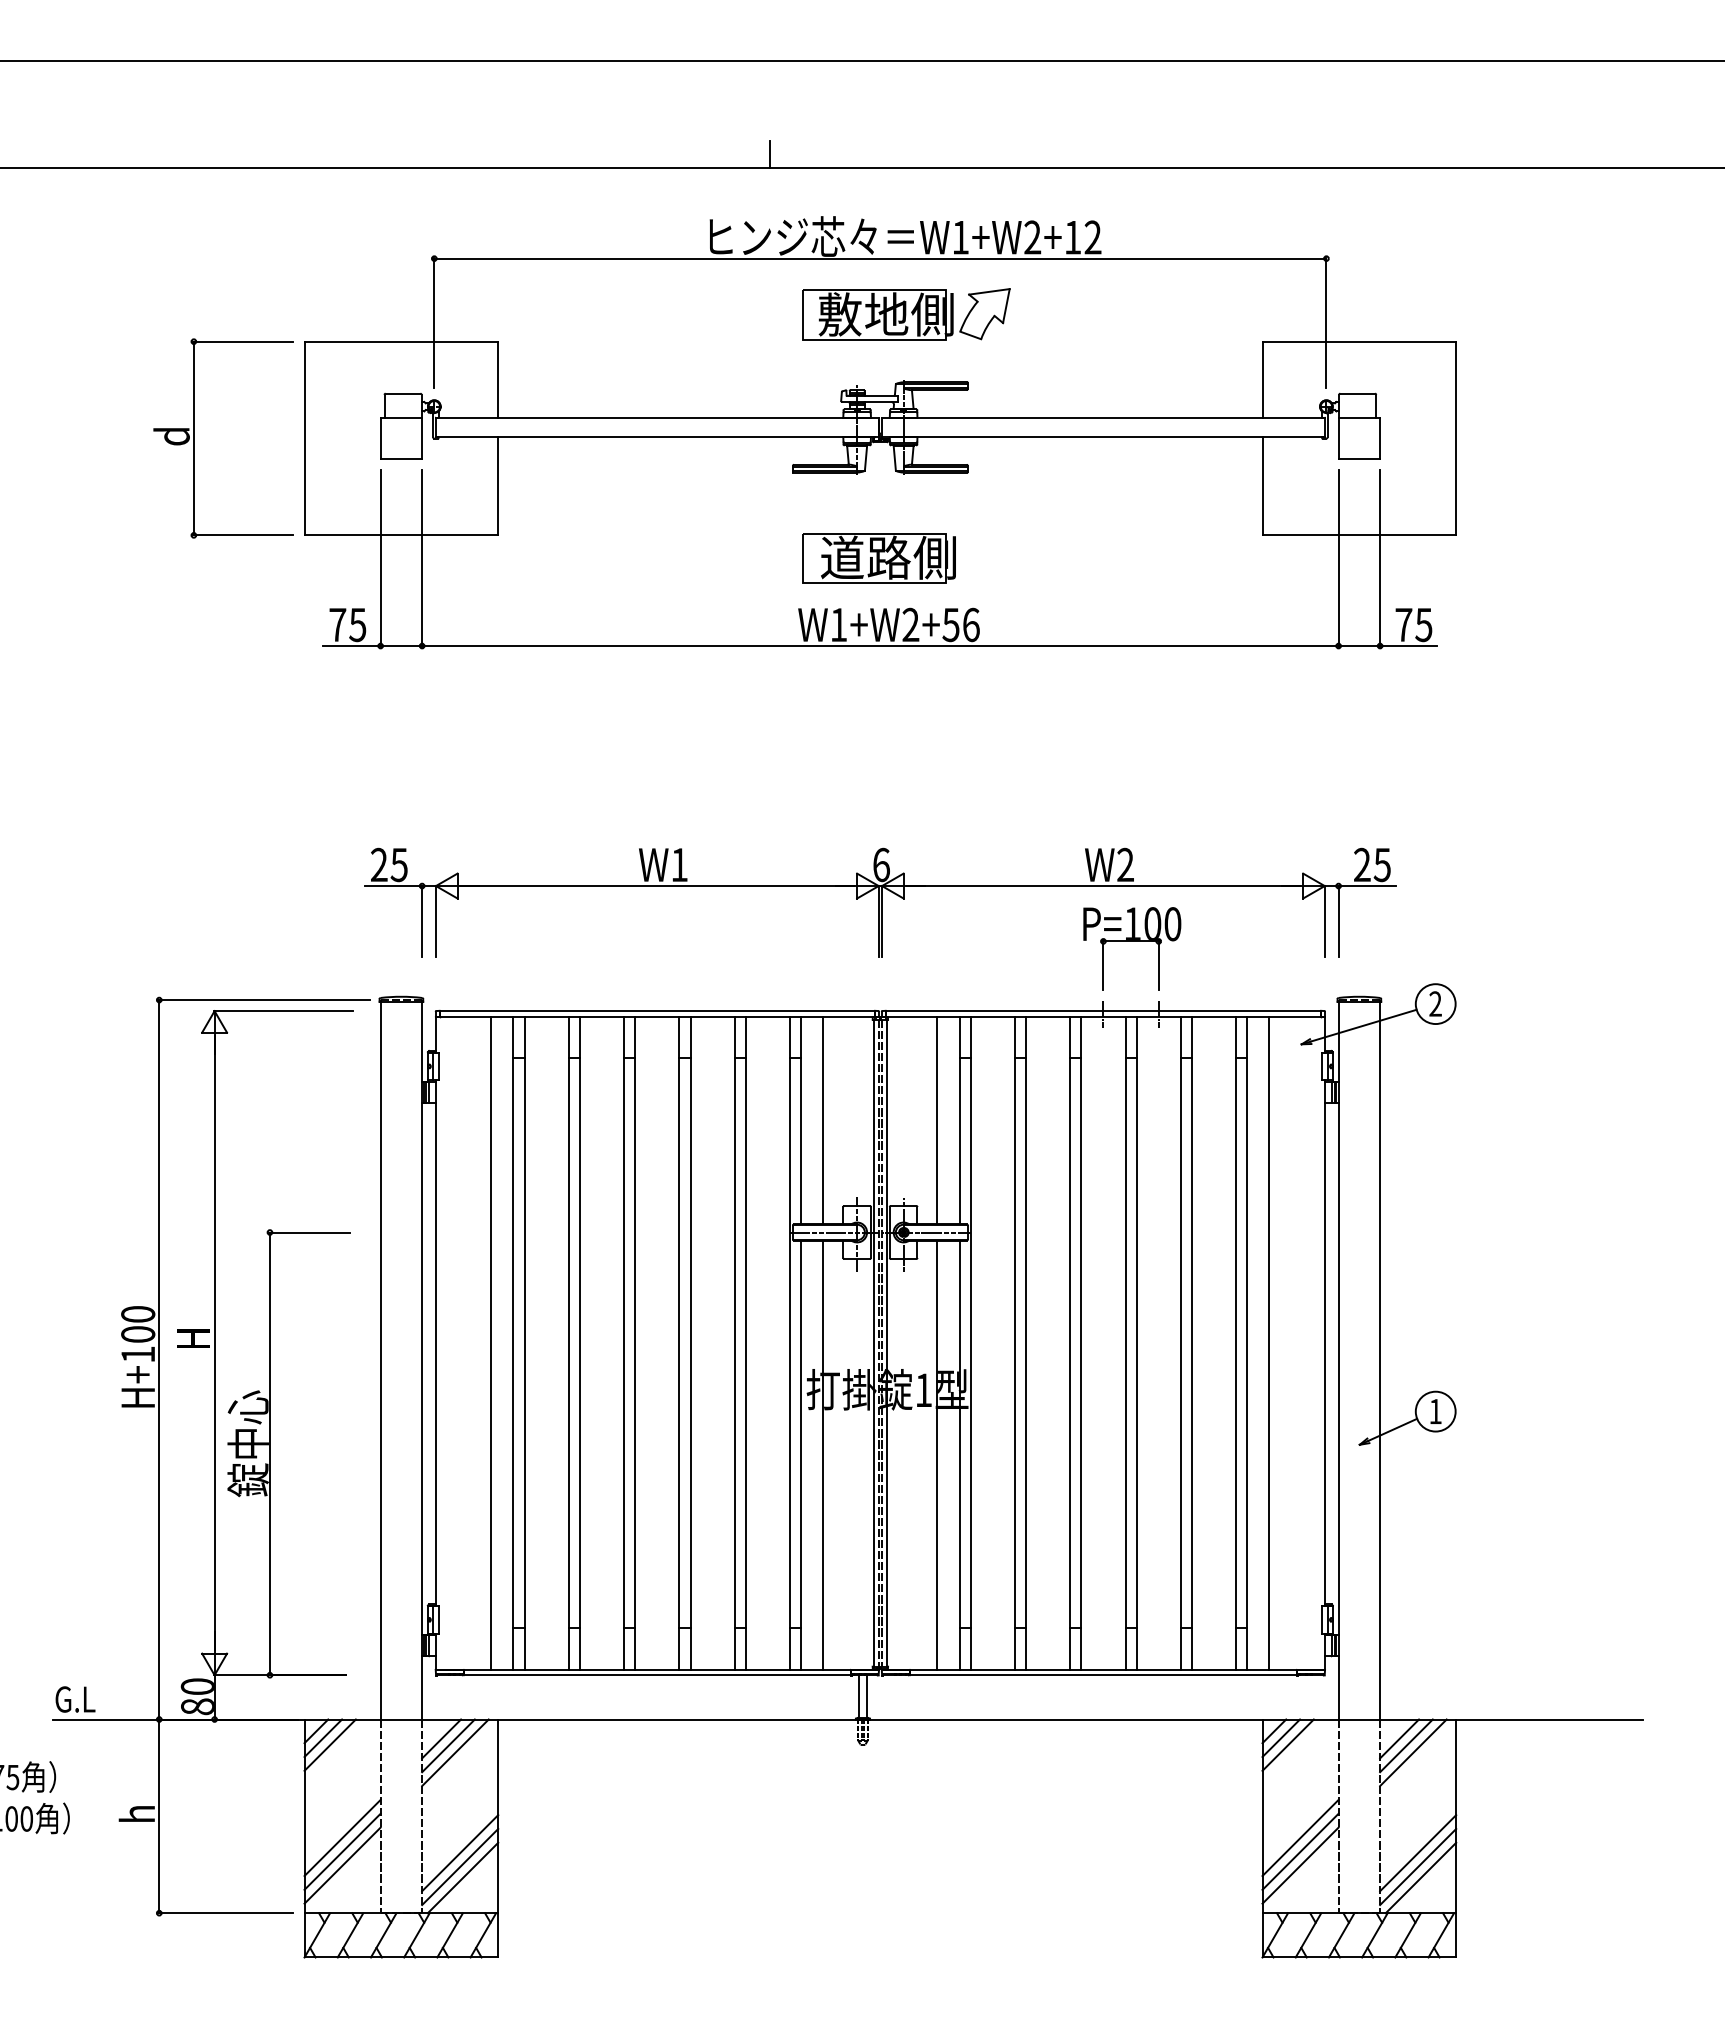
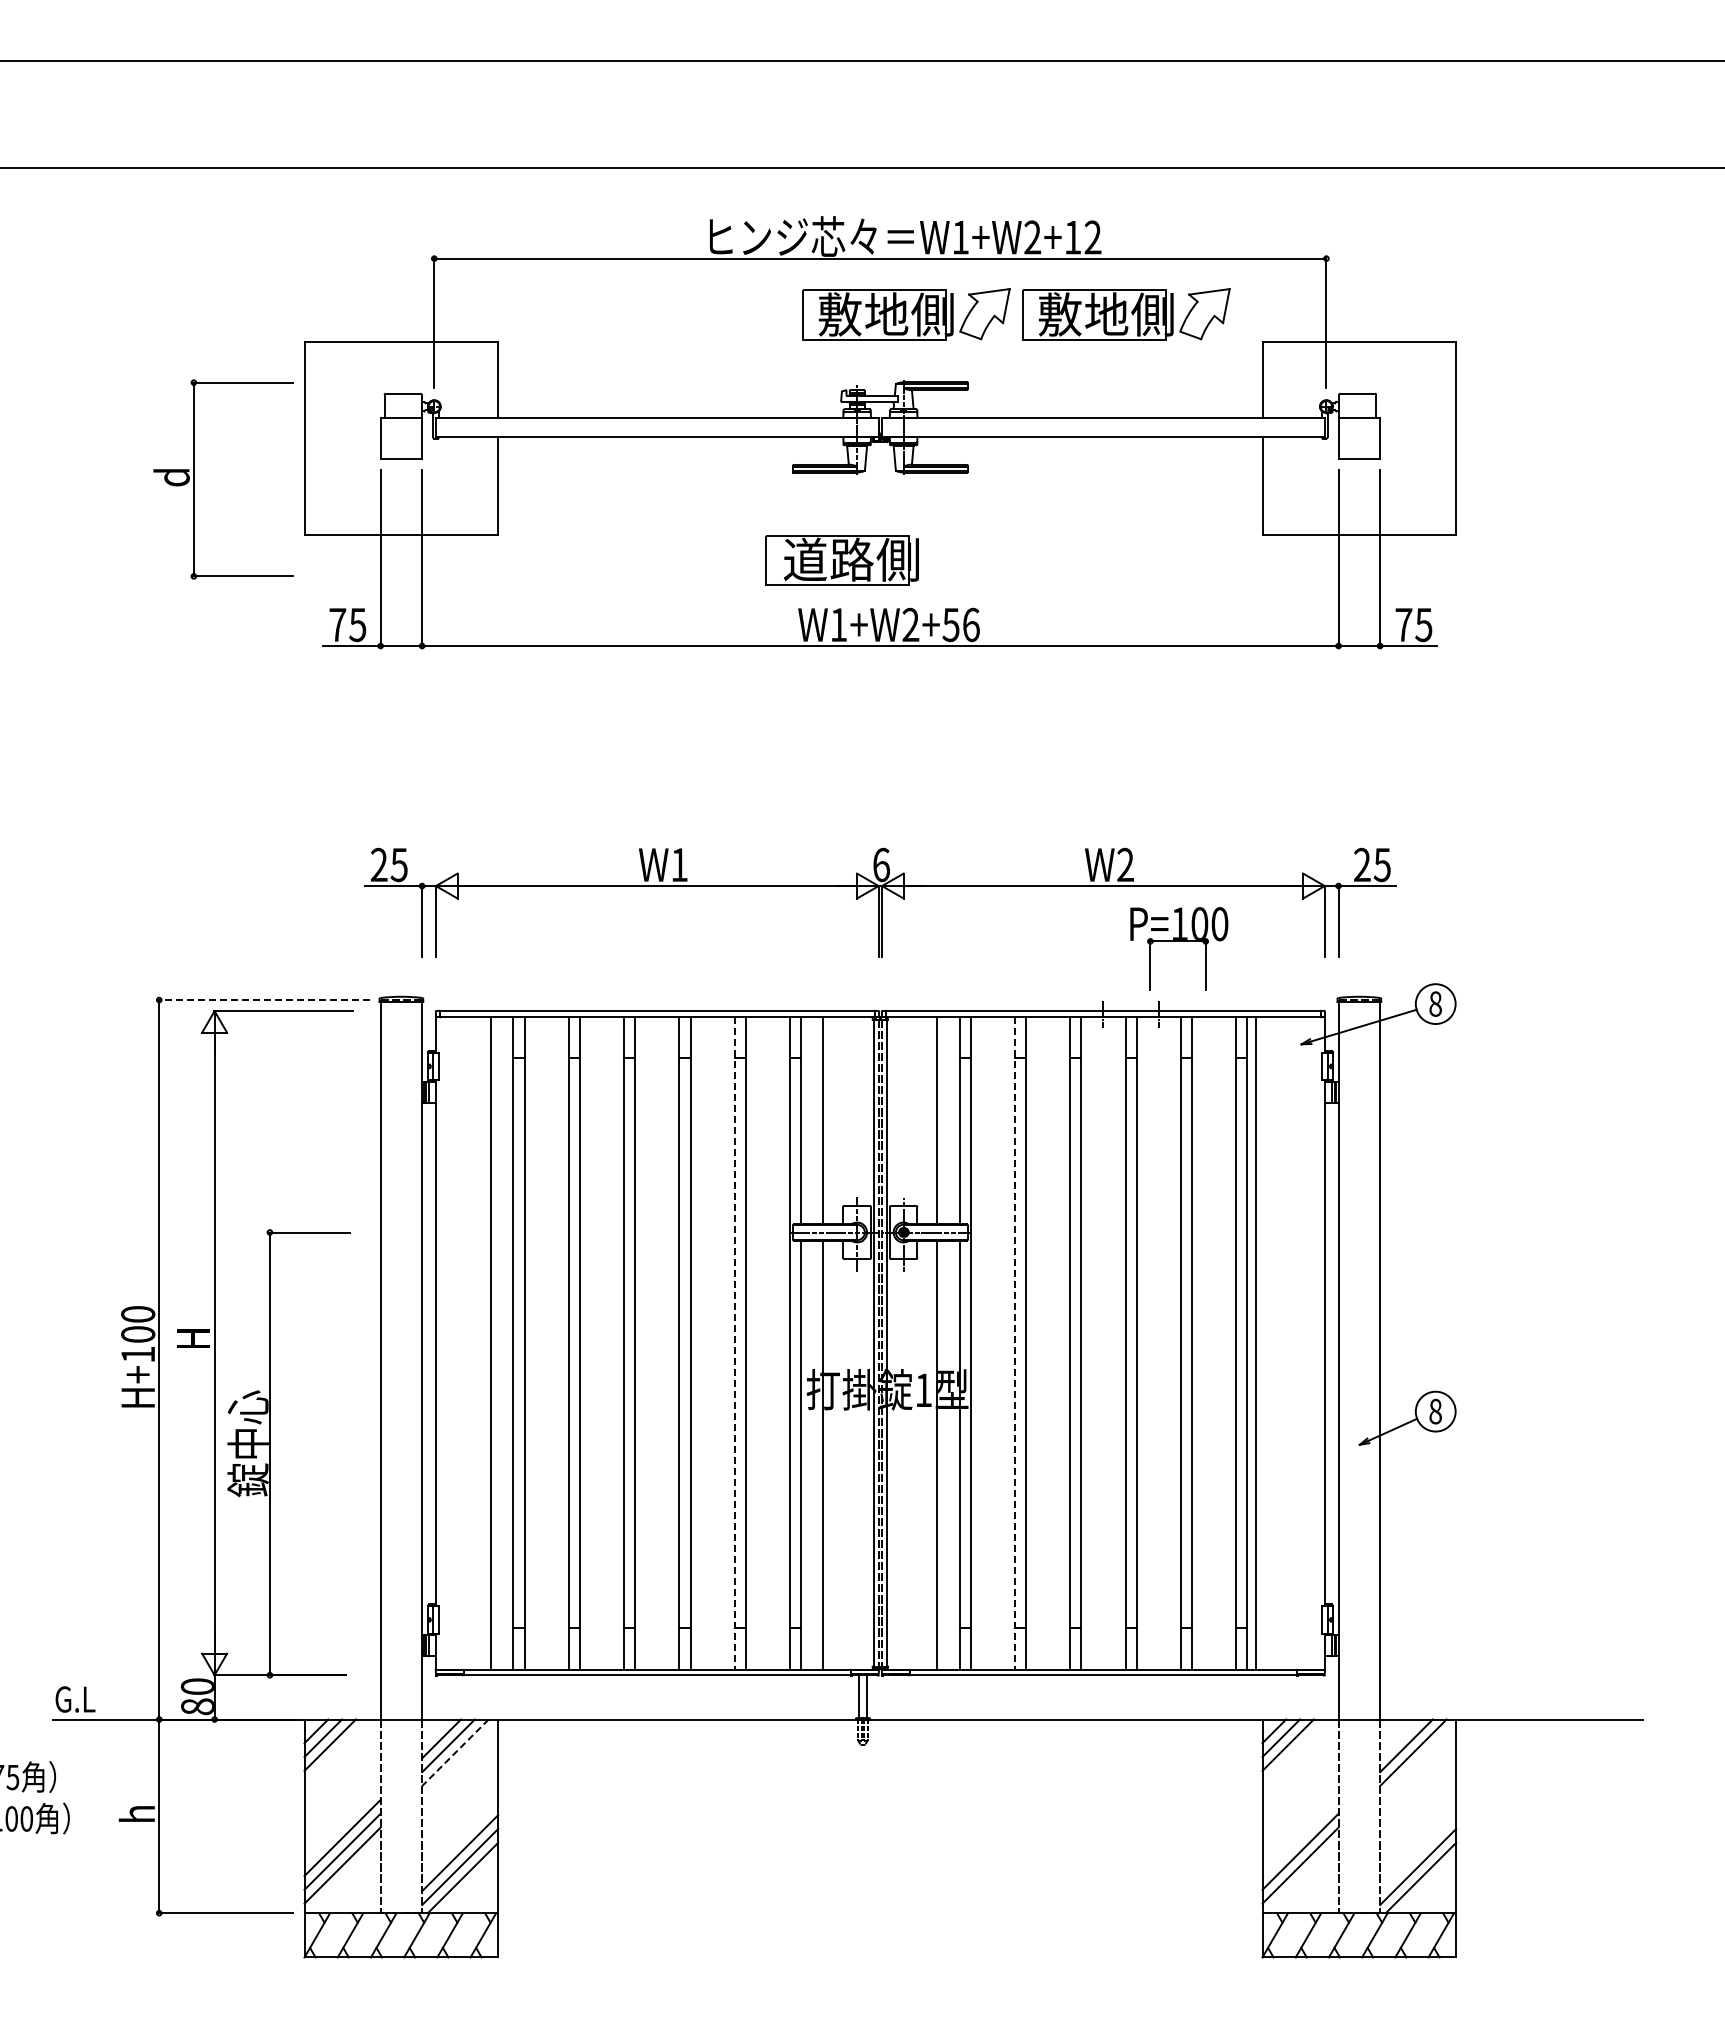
line: present -> none (769, 154)
part: none -> present (1126, 314)
part position: (194, 438) -> (194, 479) (194, 479)
part position: (878, 558) -> (841, 560) (841, 560)
part position: (1132, 941) -> (1179, 941) (1179, 941)
line: solid -> dashed (263, 1000)
text: 2 -> 8 (1435, 1003)
line position: (1269, 1342) -> (1256, 1342) (1256, 1342)
line: solid -> dashed (734, 1343)
line: solid -> dashed (1014, 1343)
text: 1 -> 8 (1435, 1411)
line: present -> none (1399, 1738)
line: solid -> dashed (455, 1753)
line: present -> none (1300, 1837)
line: present -> none (1418, 1853)
